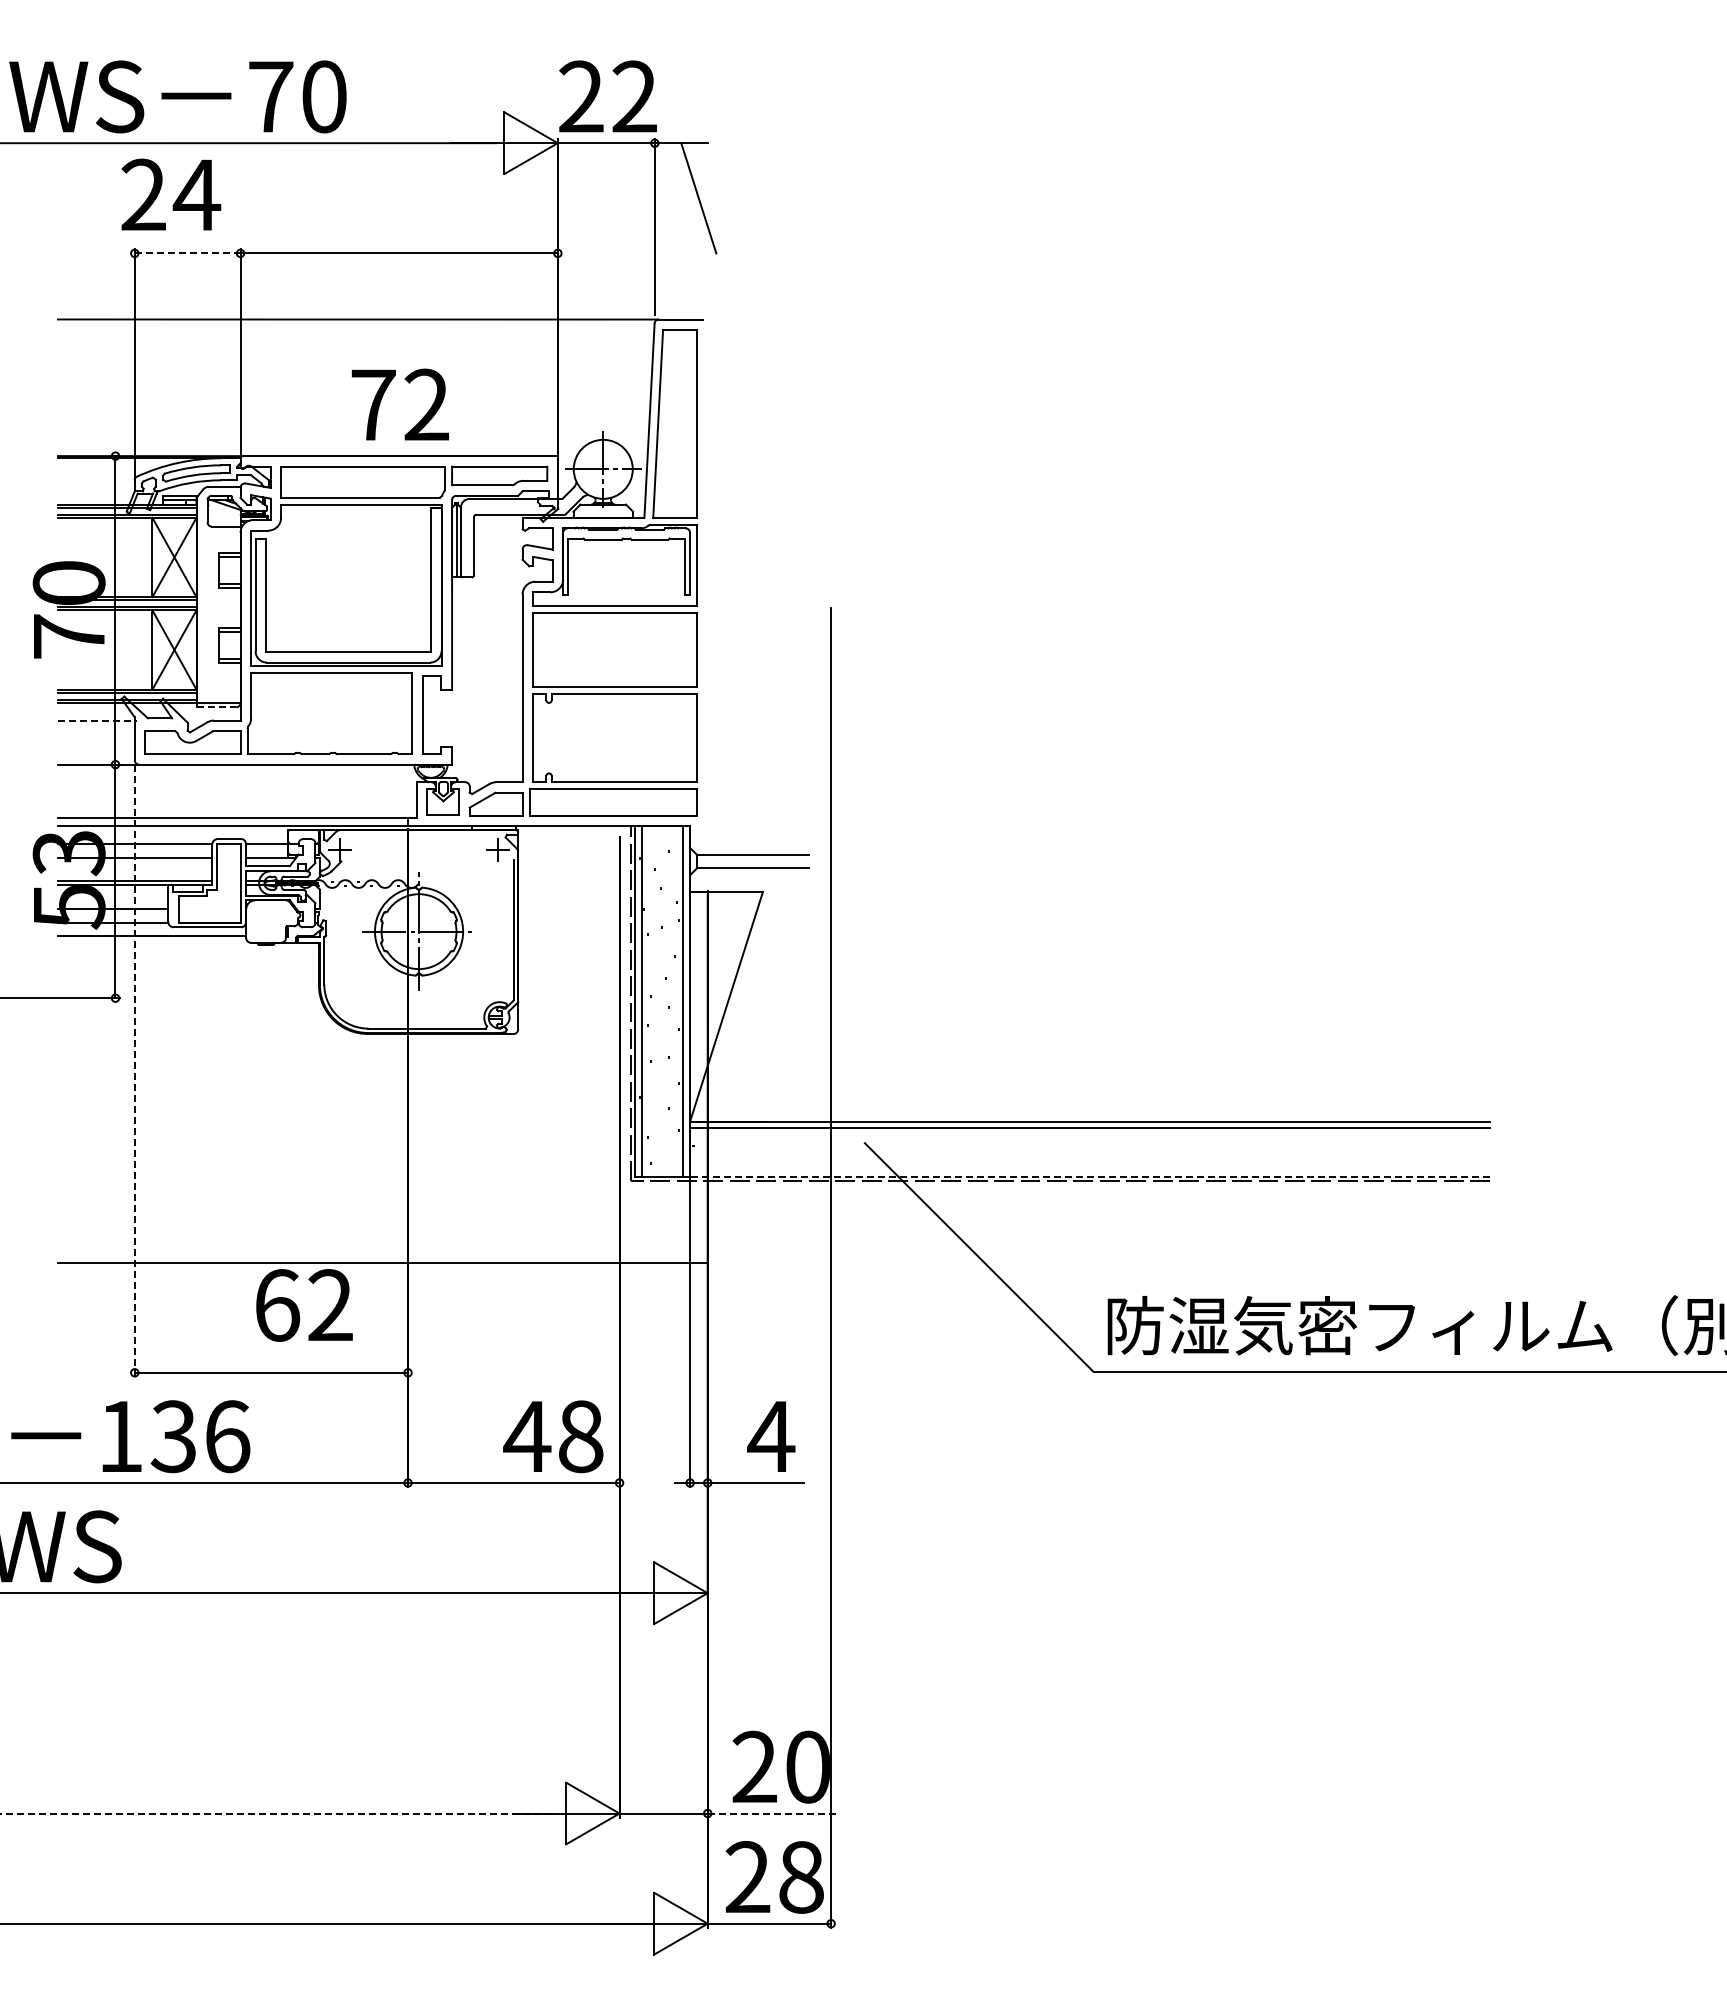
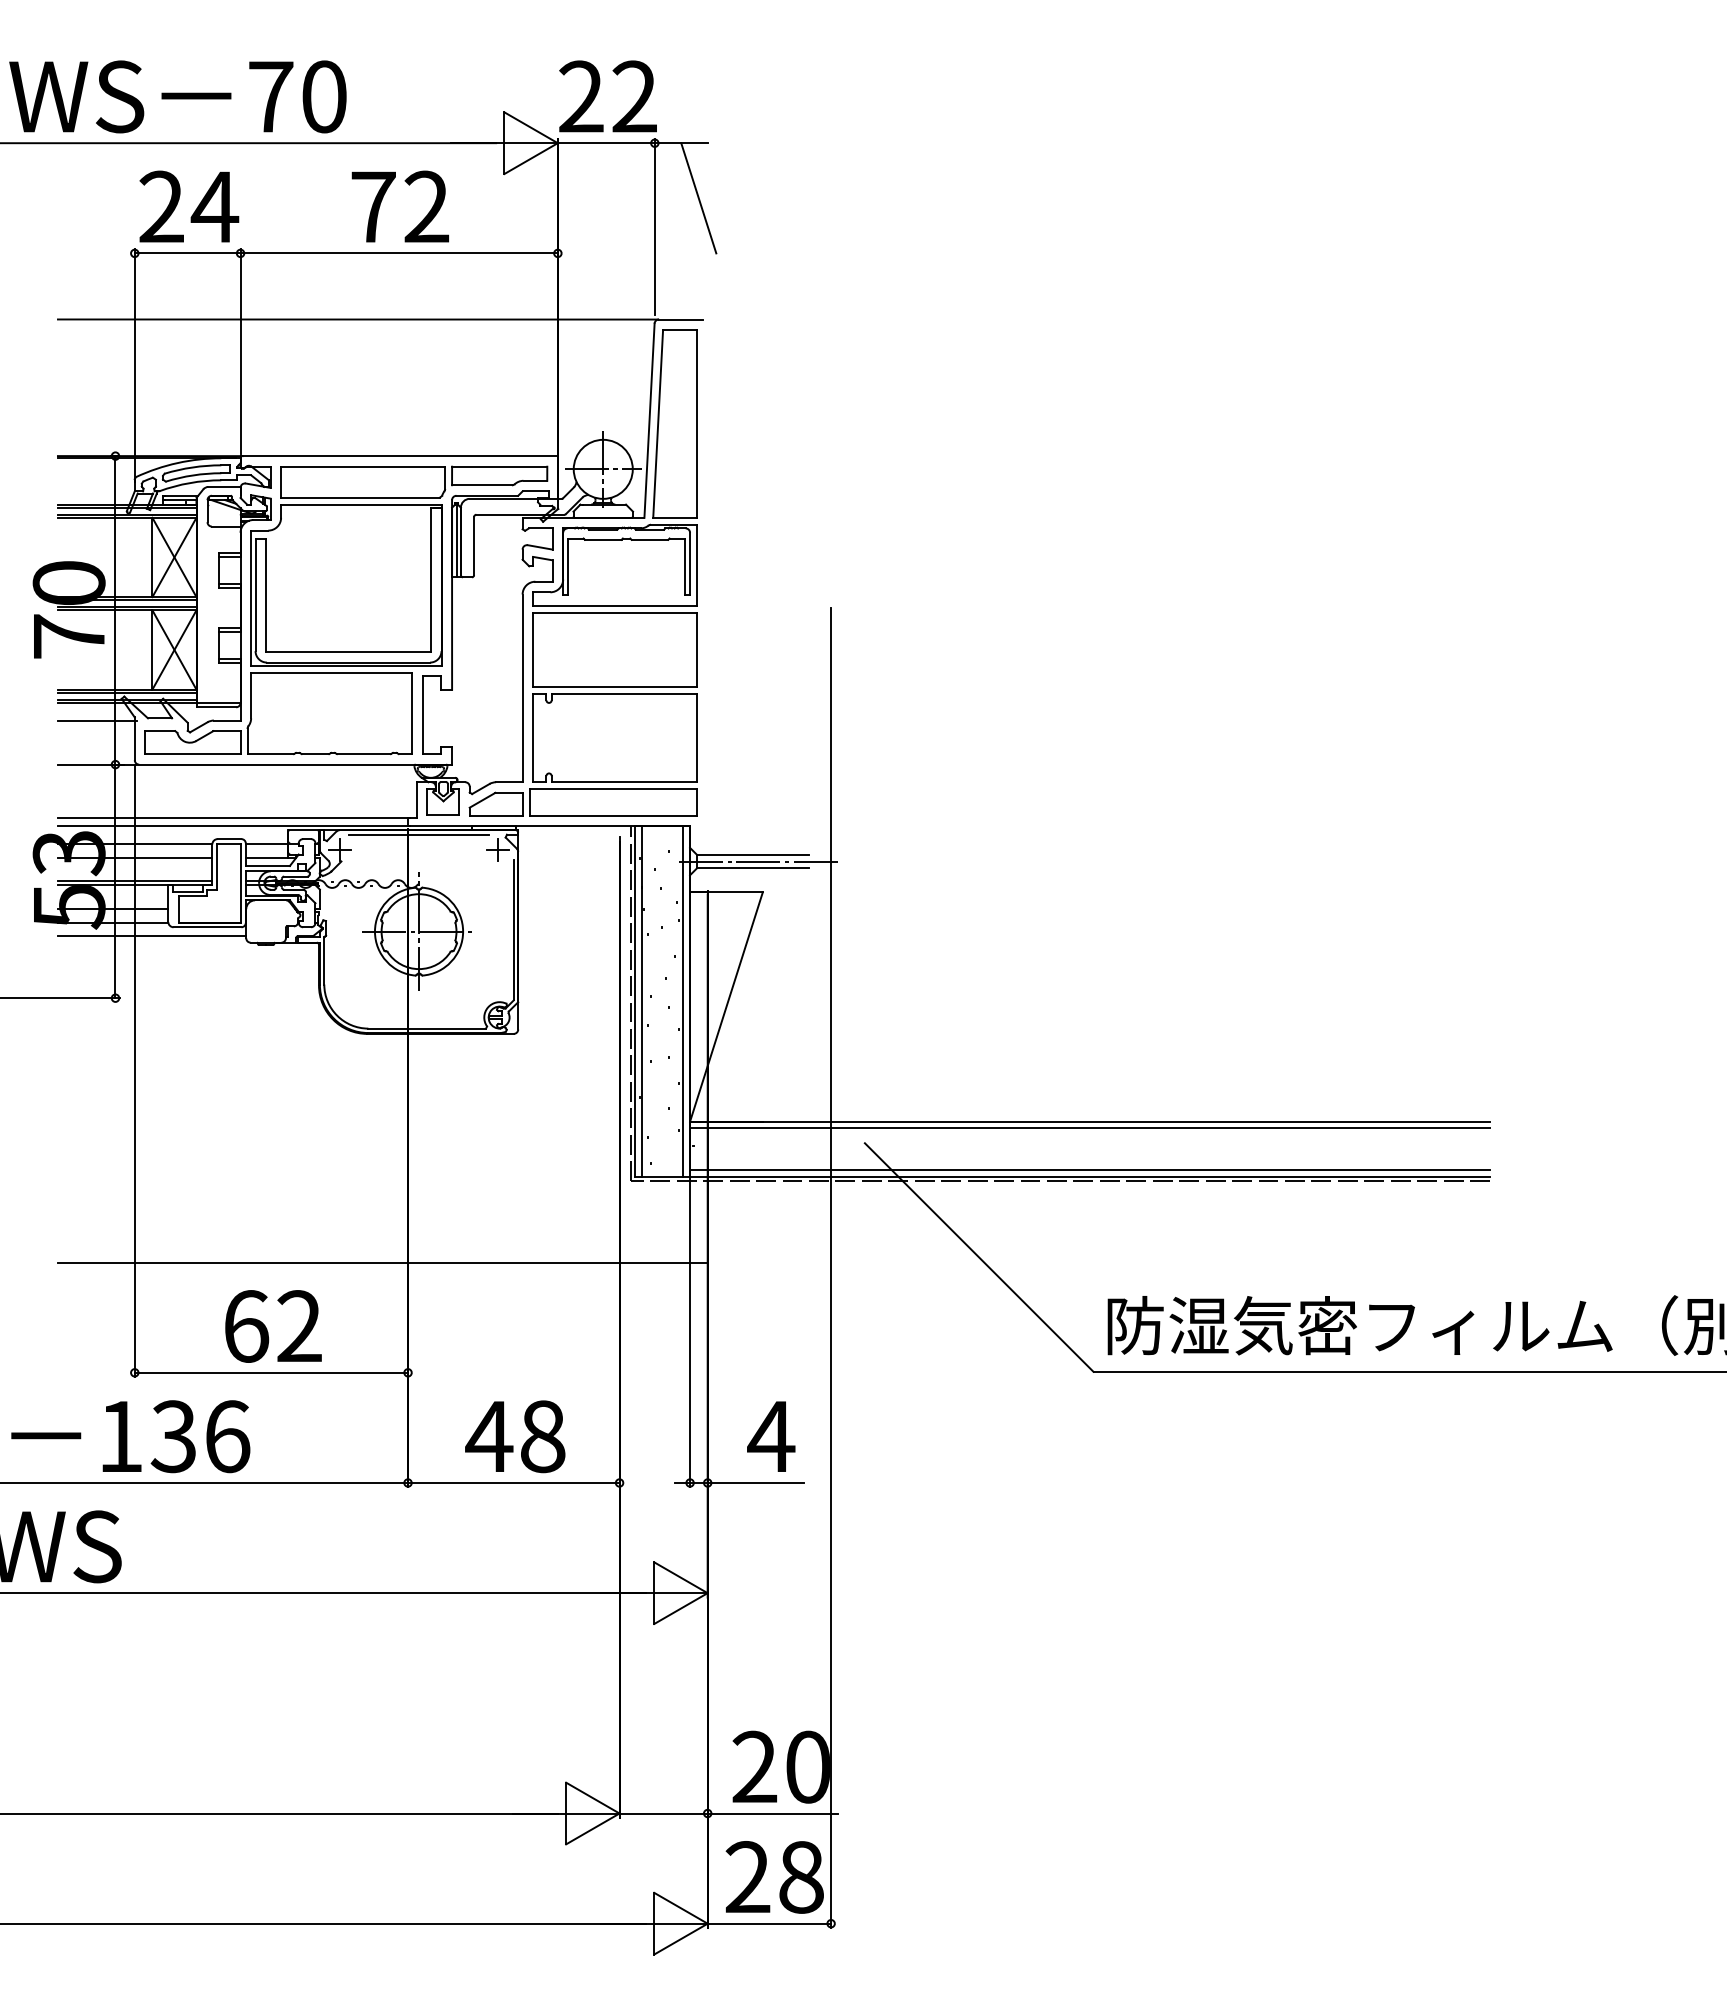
text position: (171, 194) -> (189, 206) (189, 206)
line: dashed -> solid (187, 253)
text position: (399, 404) -> (399, 206) (399, 206)
line: dashed -> solid (216, 707)
line: dashed -> solid (97, 720)
line: none -> present (418, 834)
line: none -> present (760, 861)
line: dashed -> solid (134, 1071)
line: none -> present (1089, 1170)
line: dashed -> solid (1090, 1176)
text position: (304, 1305) -> (273, 1326) (273, 1326)
text position: (553, 1436) -> (515, 1436) (515, 1436)
line: dashed -> solid (278, 1813)
line: dashed -> solid (773, 1813)
